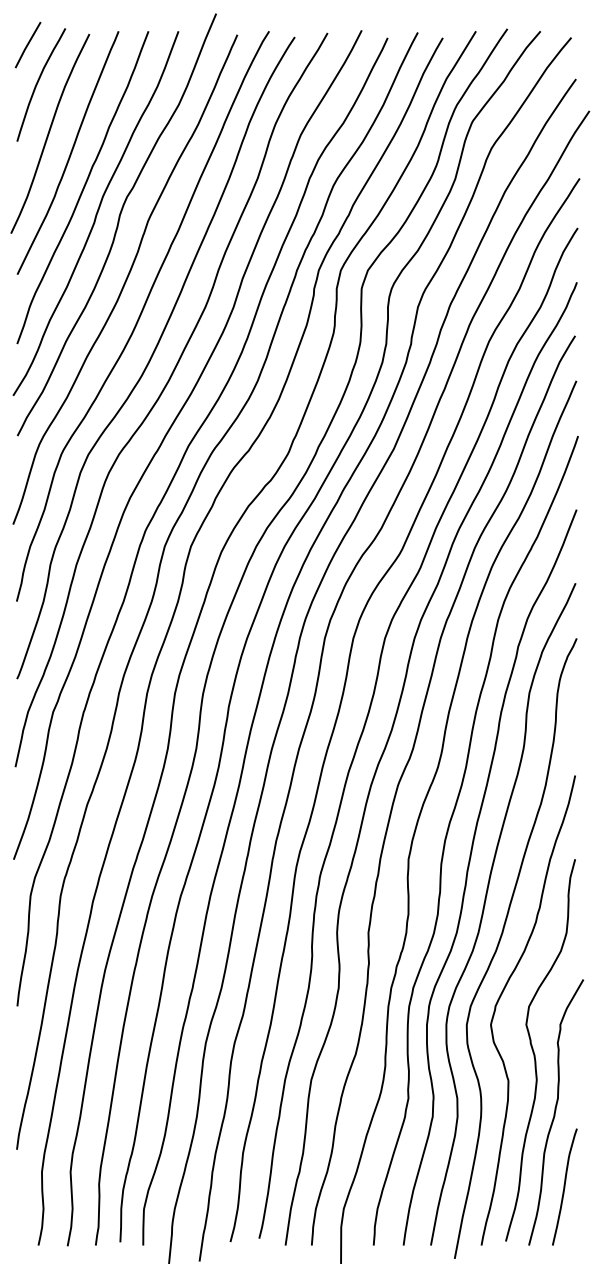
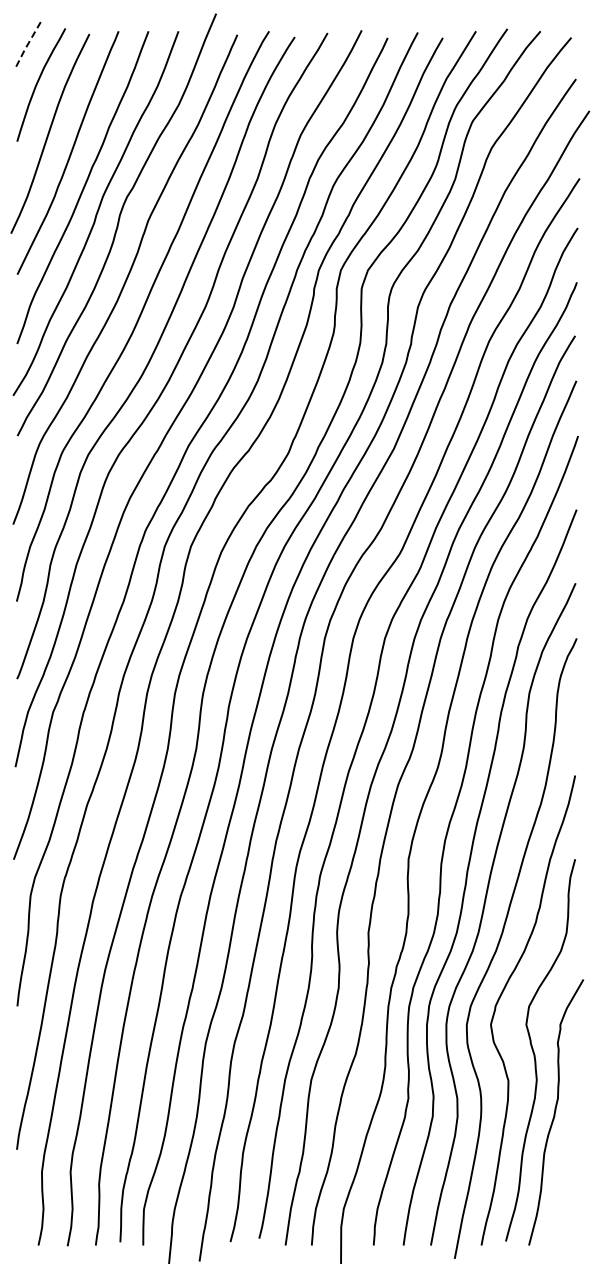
line: solid -> dashed (27, 45)
curve: present -> none (564, 1186)
